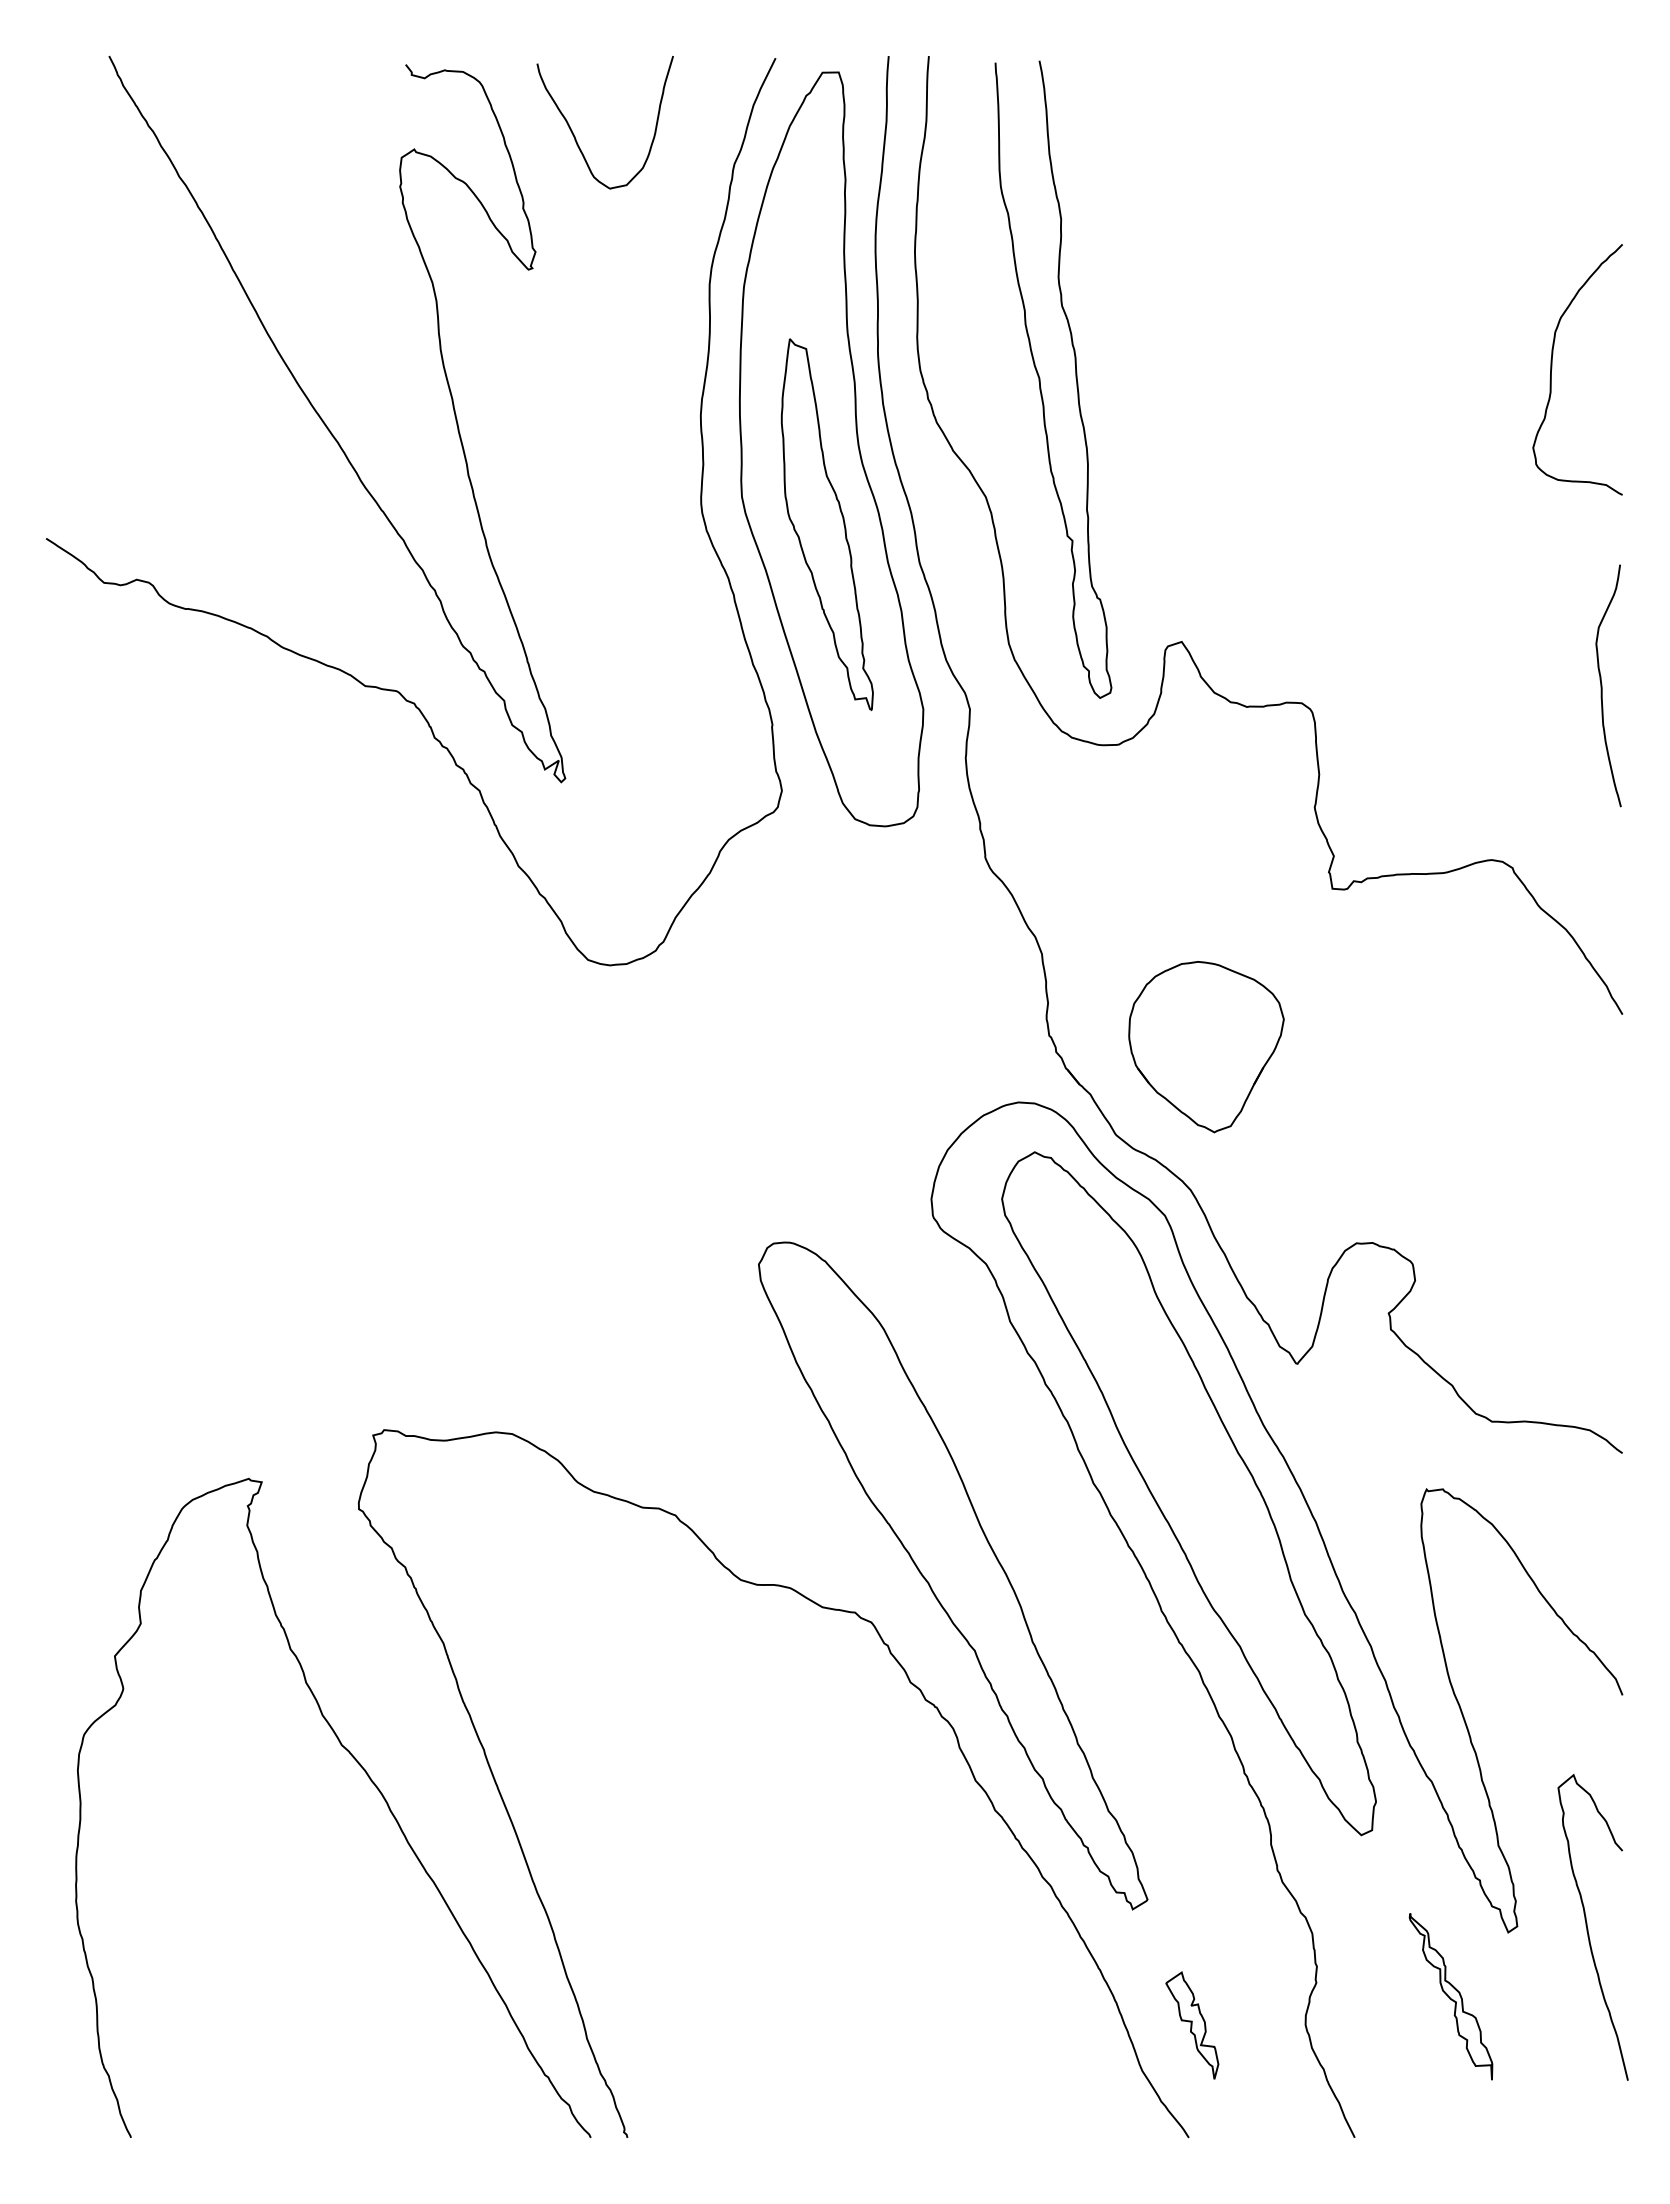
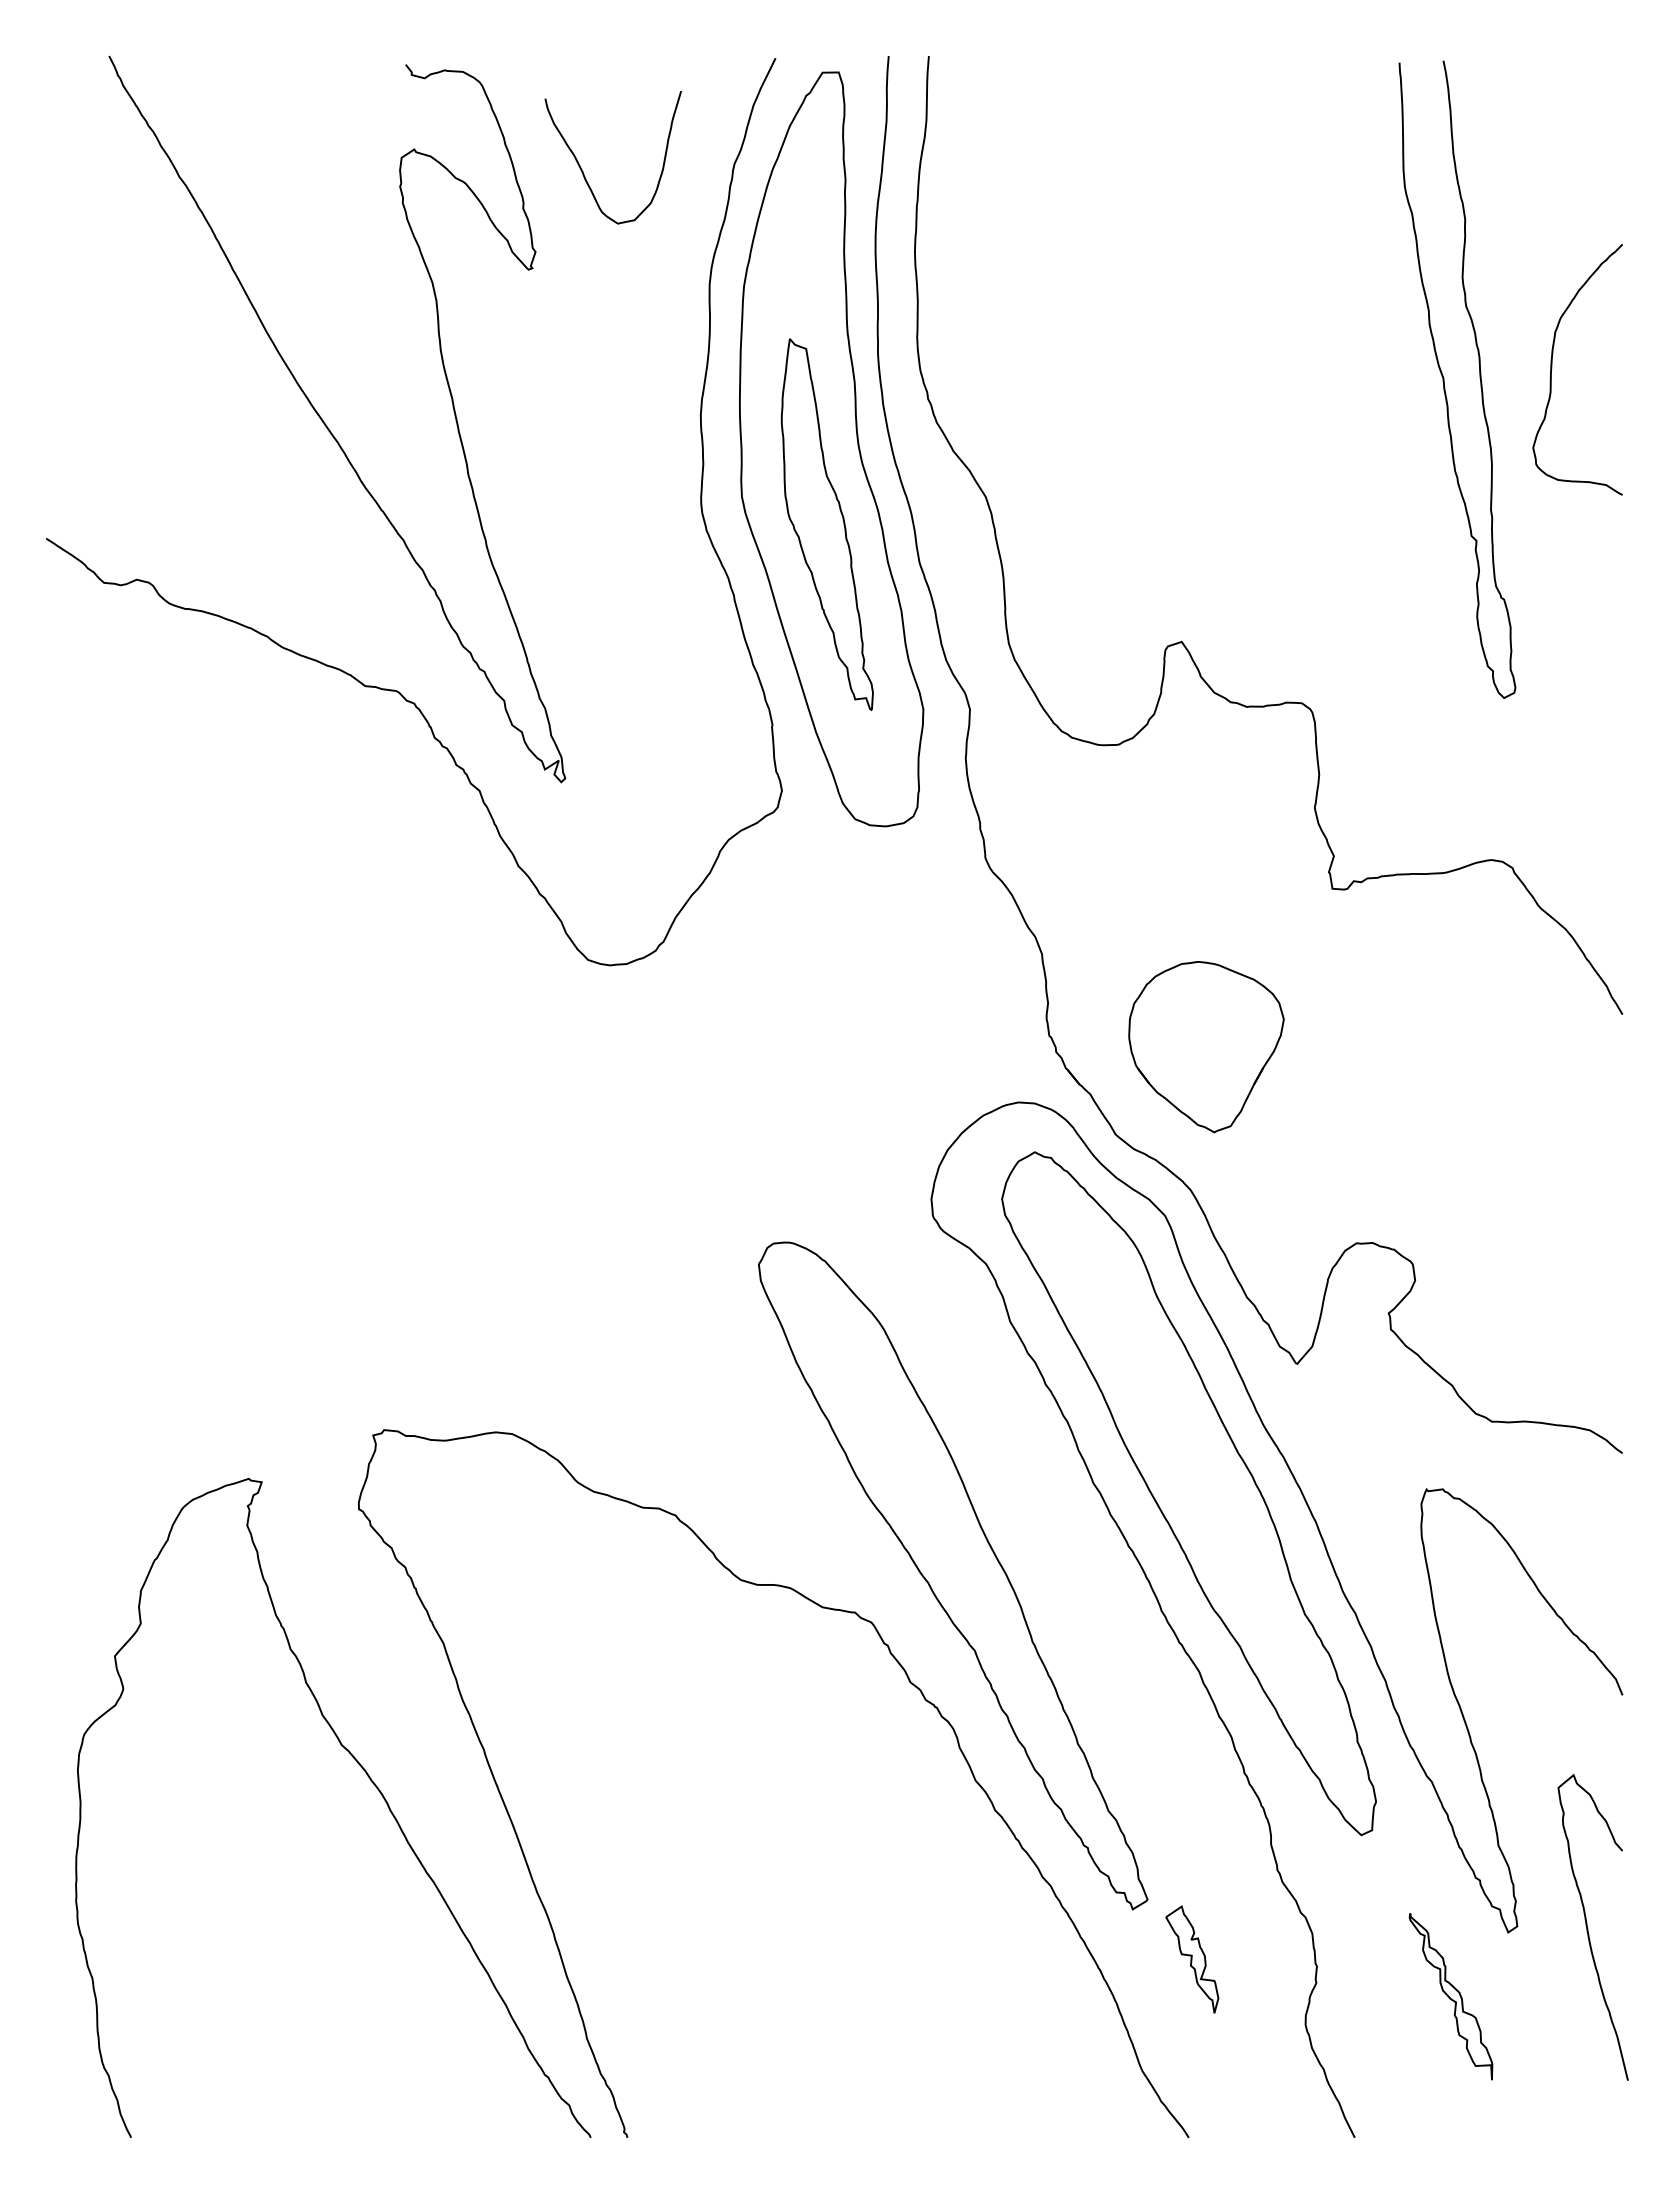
curve position: (575, 136) -> (583, 171) (583, 171)
curve position: (1040, 379) -> (1444, 379) (1444, 379)
curve: present -> none (1602, 685)
part position: (1192, 2025) -> (1192, 1959) (1192, 1959)
